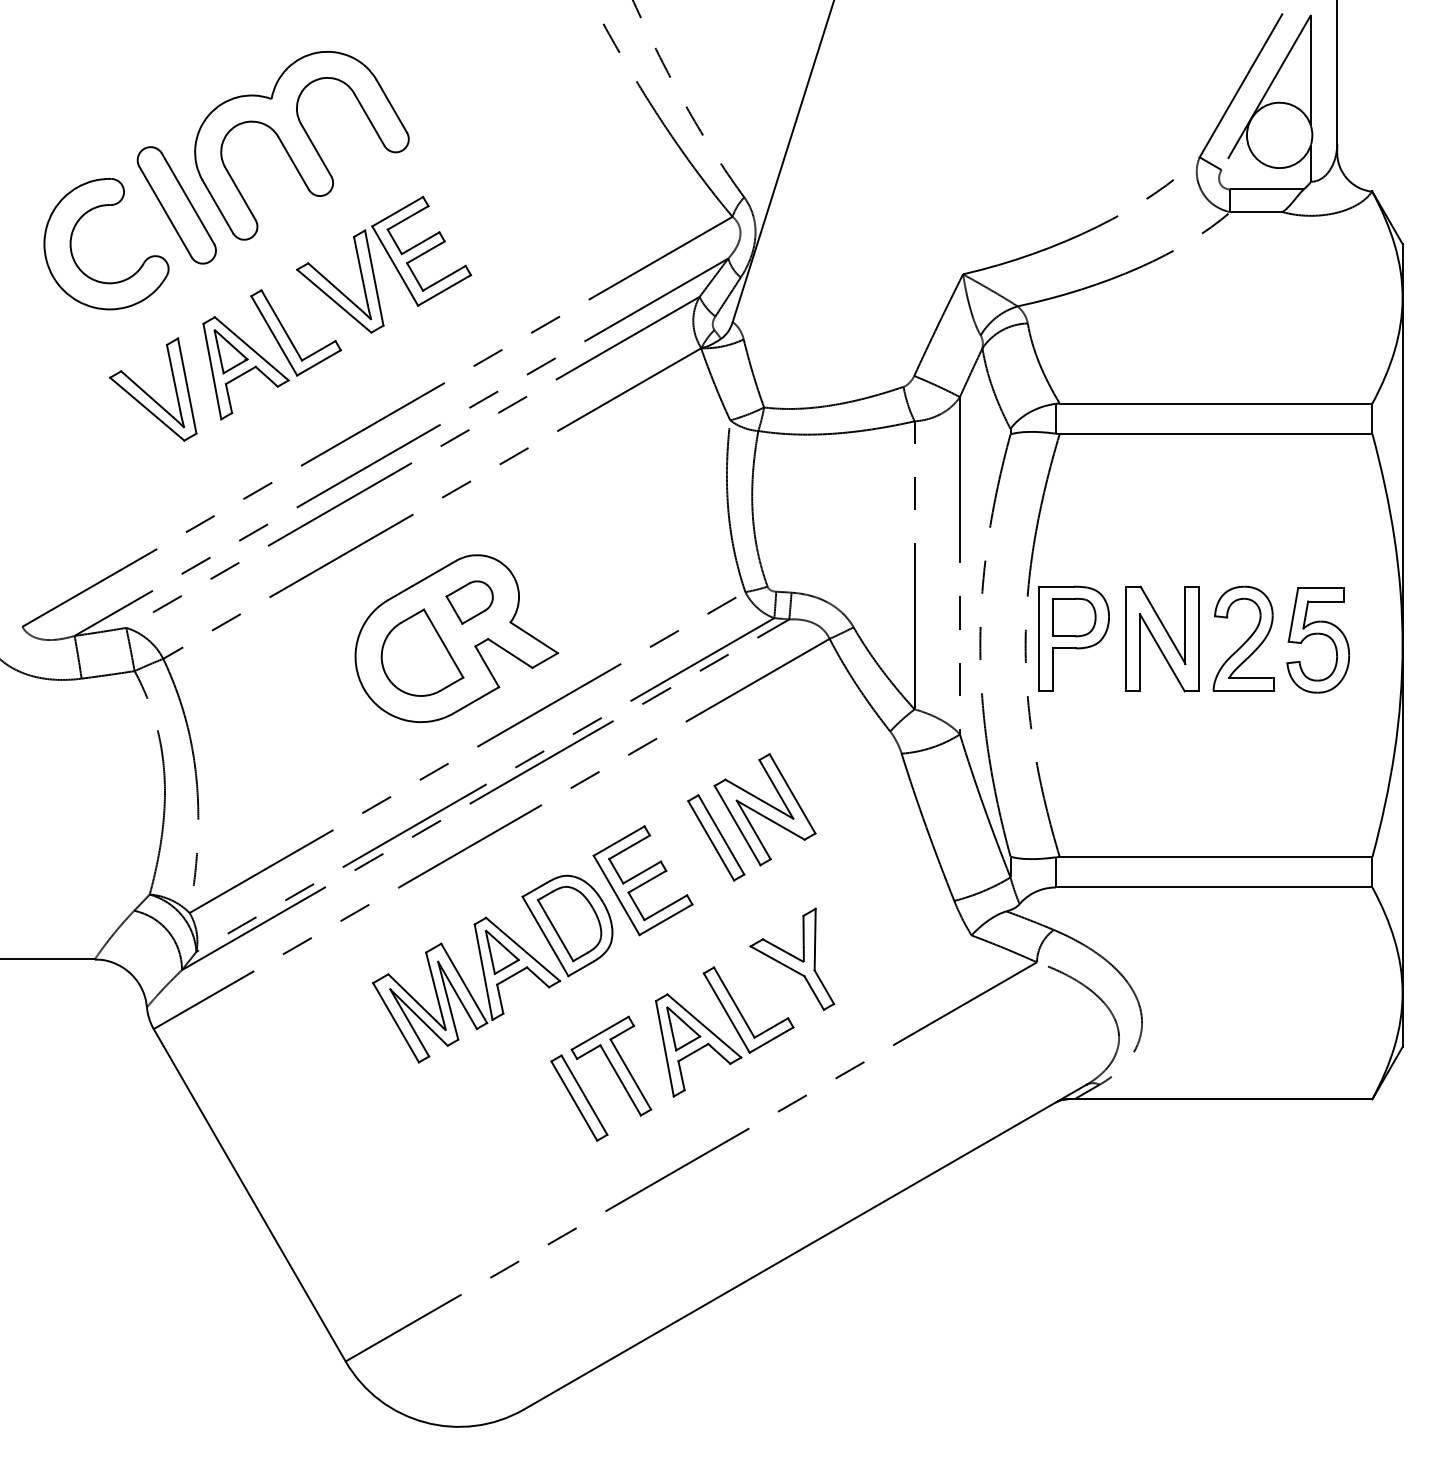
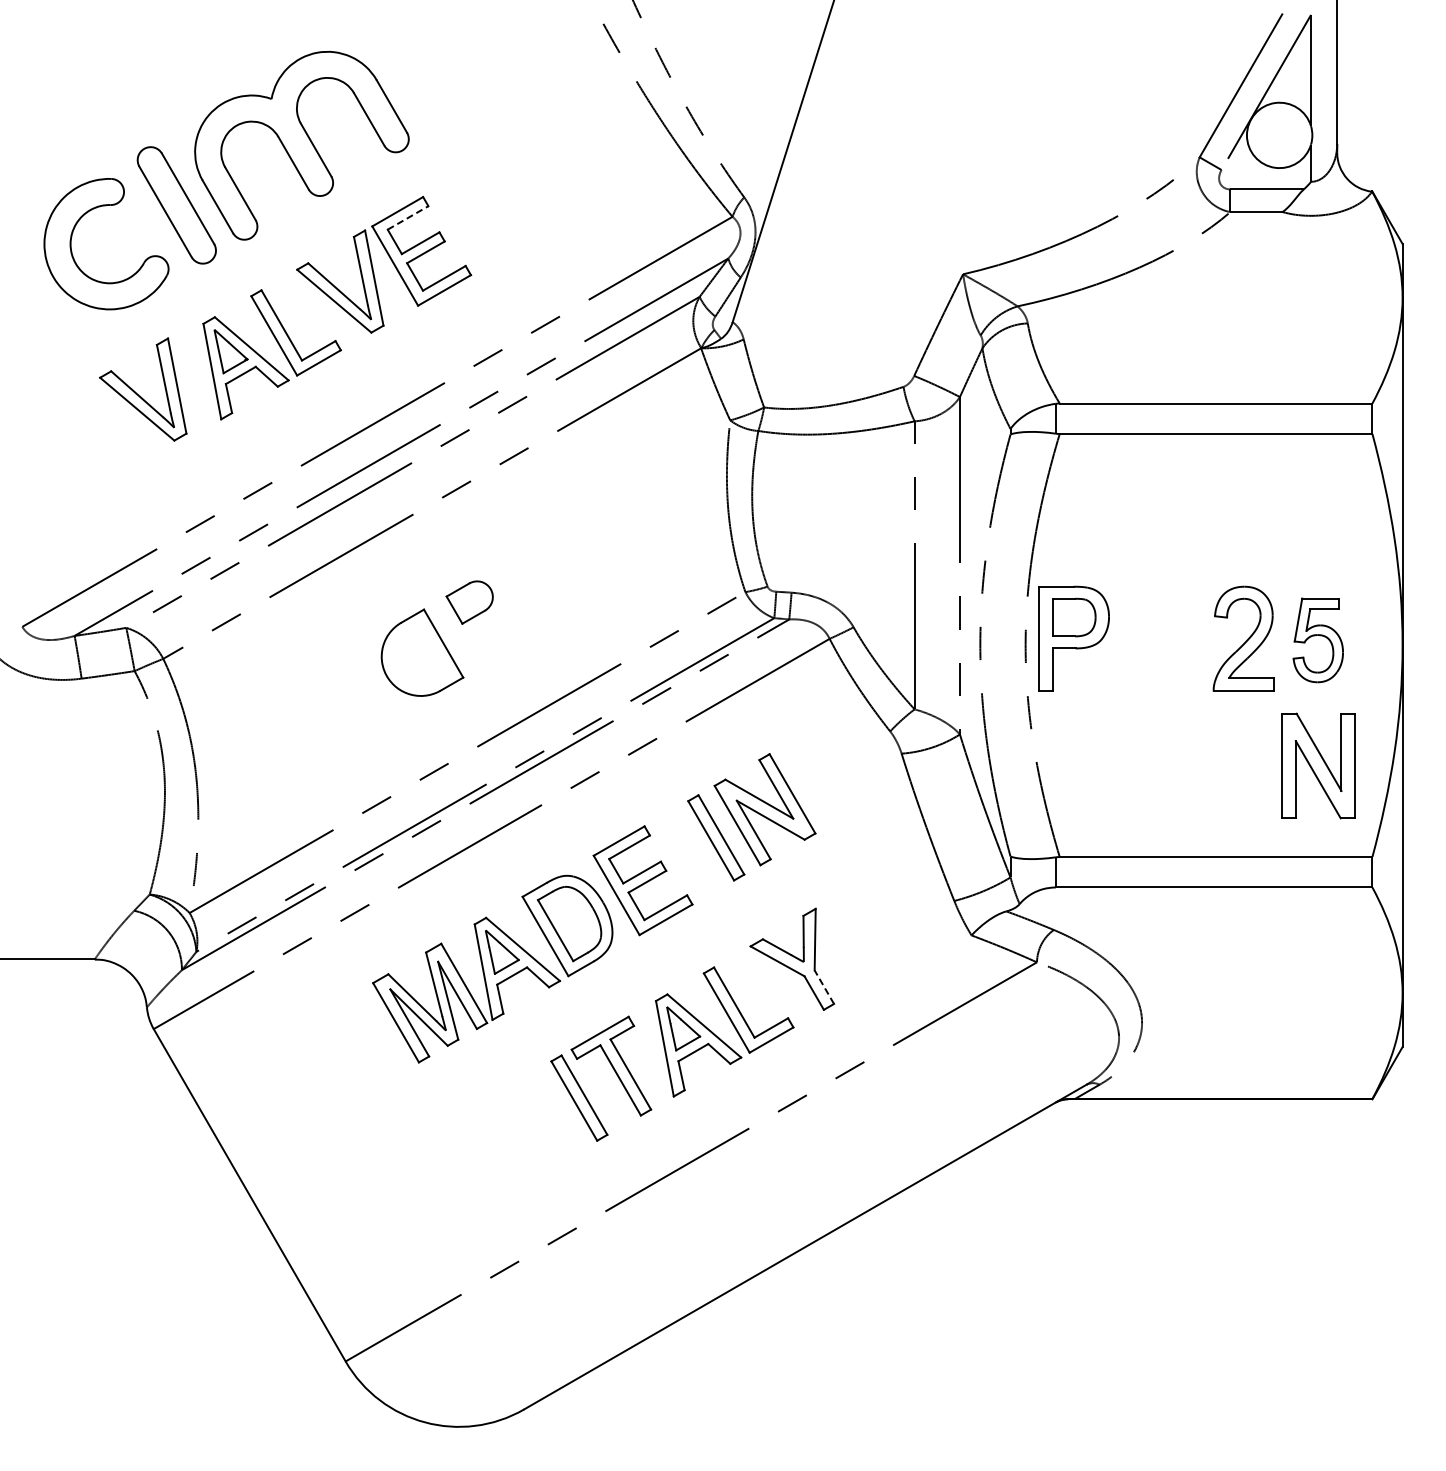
line: solid -> dashed (408, 217)
part position: (150, 395) -> (140, 395) (140, 395)
part: present -> none (456, 638)
part position: (1162, 638) -> (1318, 765) (1318, 765)
part size: 65x107 px -> 52x87 px (1317, 640)
line: solid -> dashed (824, 986)
